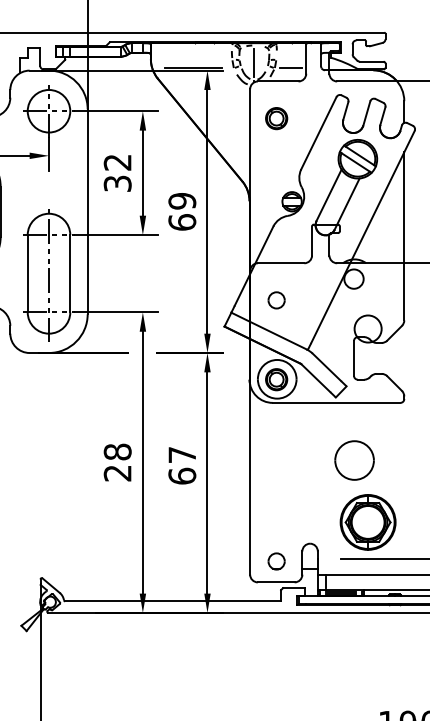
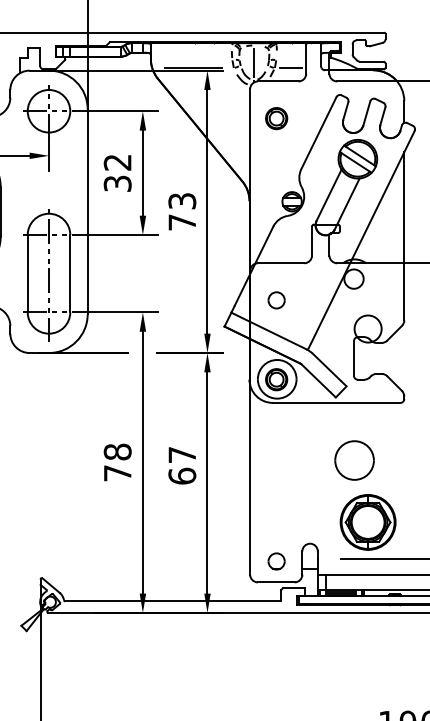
text: 69 -> 73 (182, 211)
text: 28 -> 78 (117, 473)
